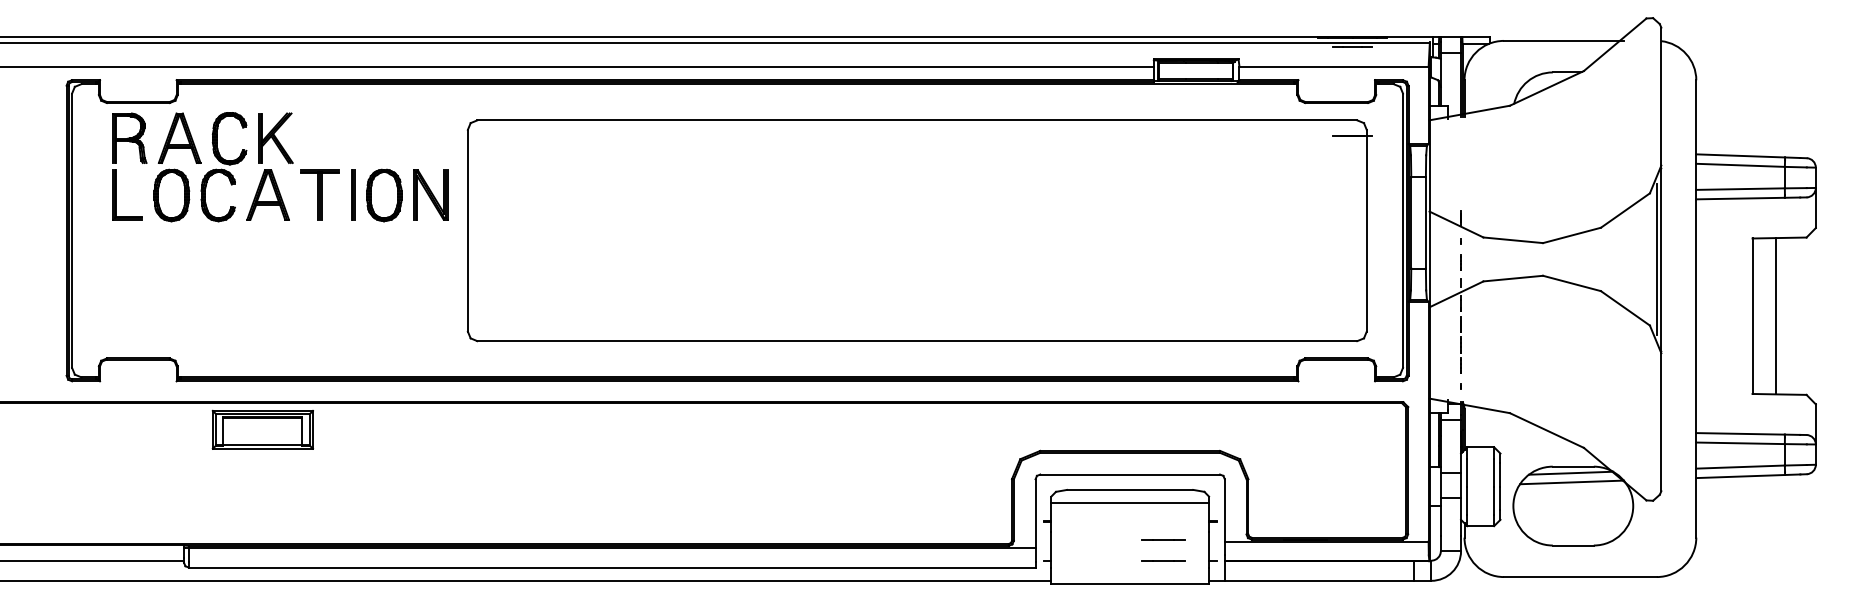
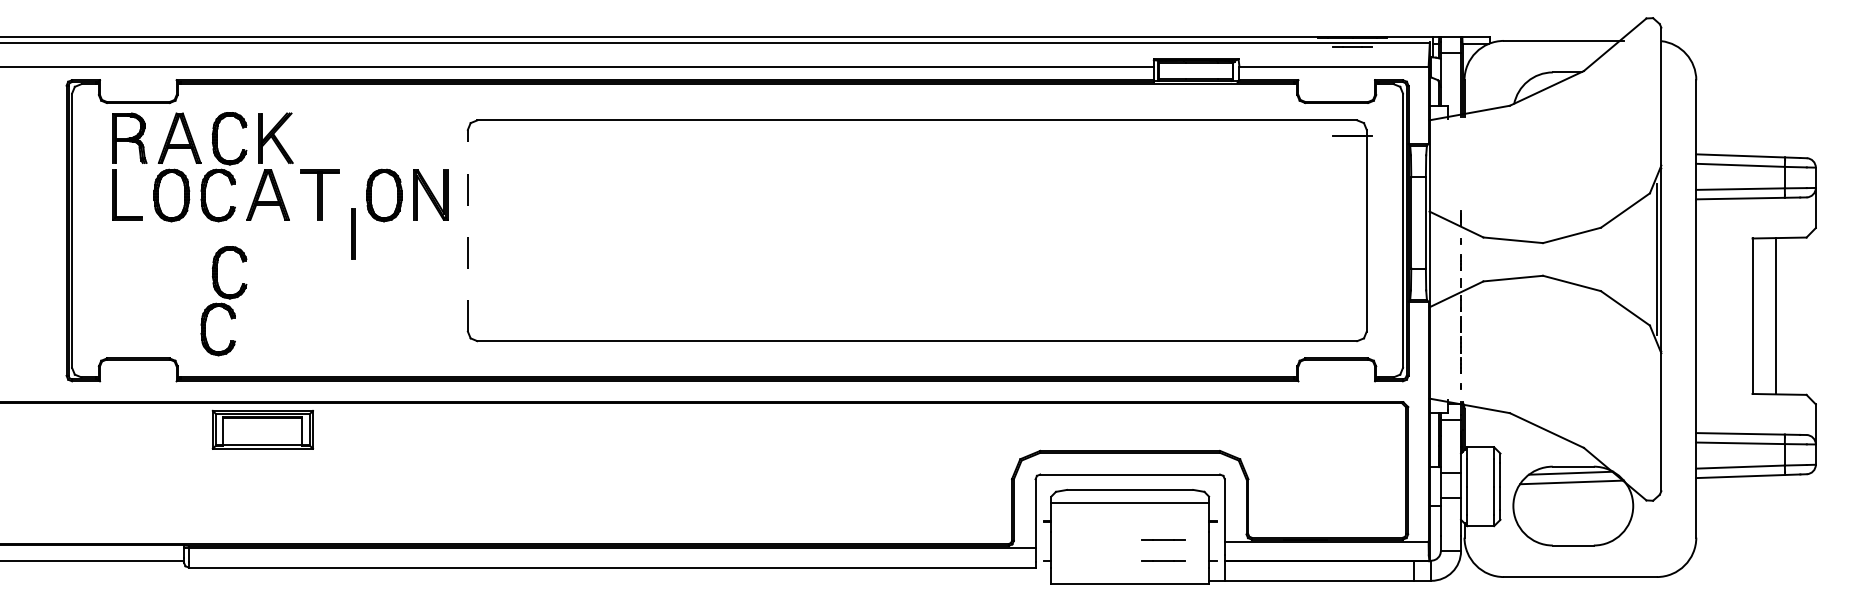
line position: (353, 194) -> (353, 233) (353, 233)
line: solid -> dashed (467, 230)
part: none -> present (223, 301)
line: present -> none (526, 580)
